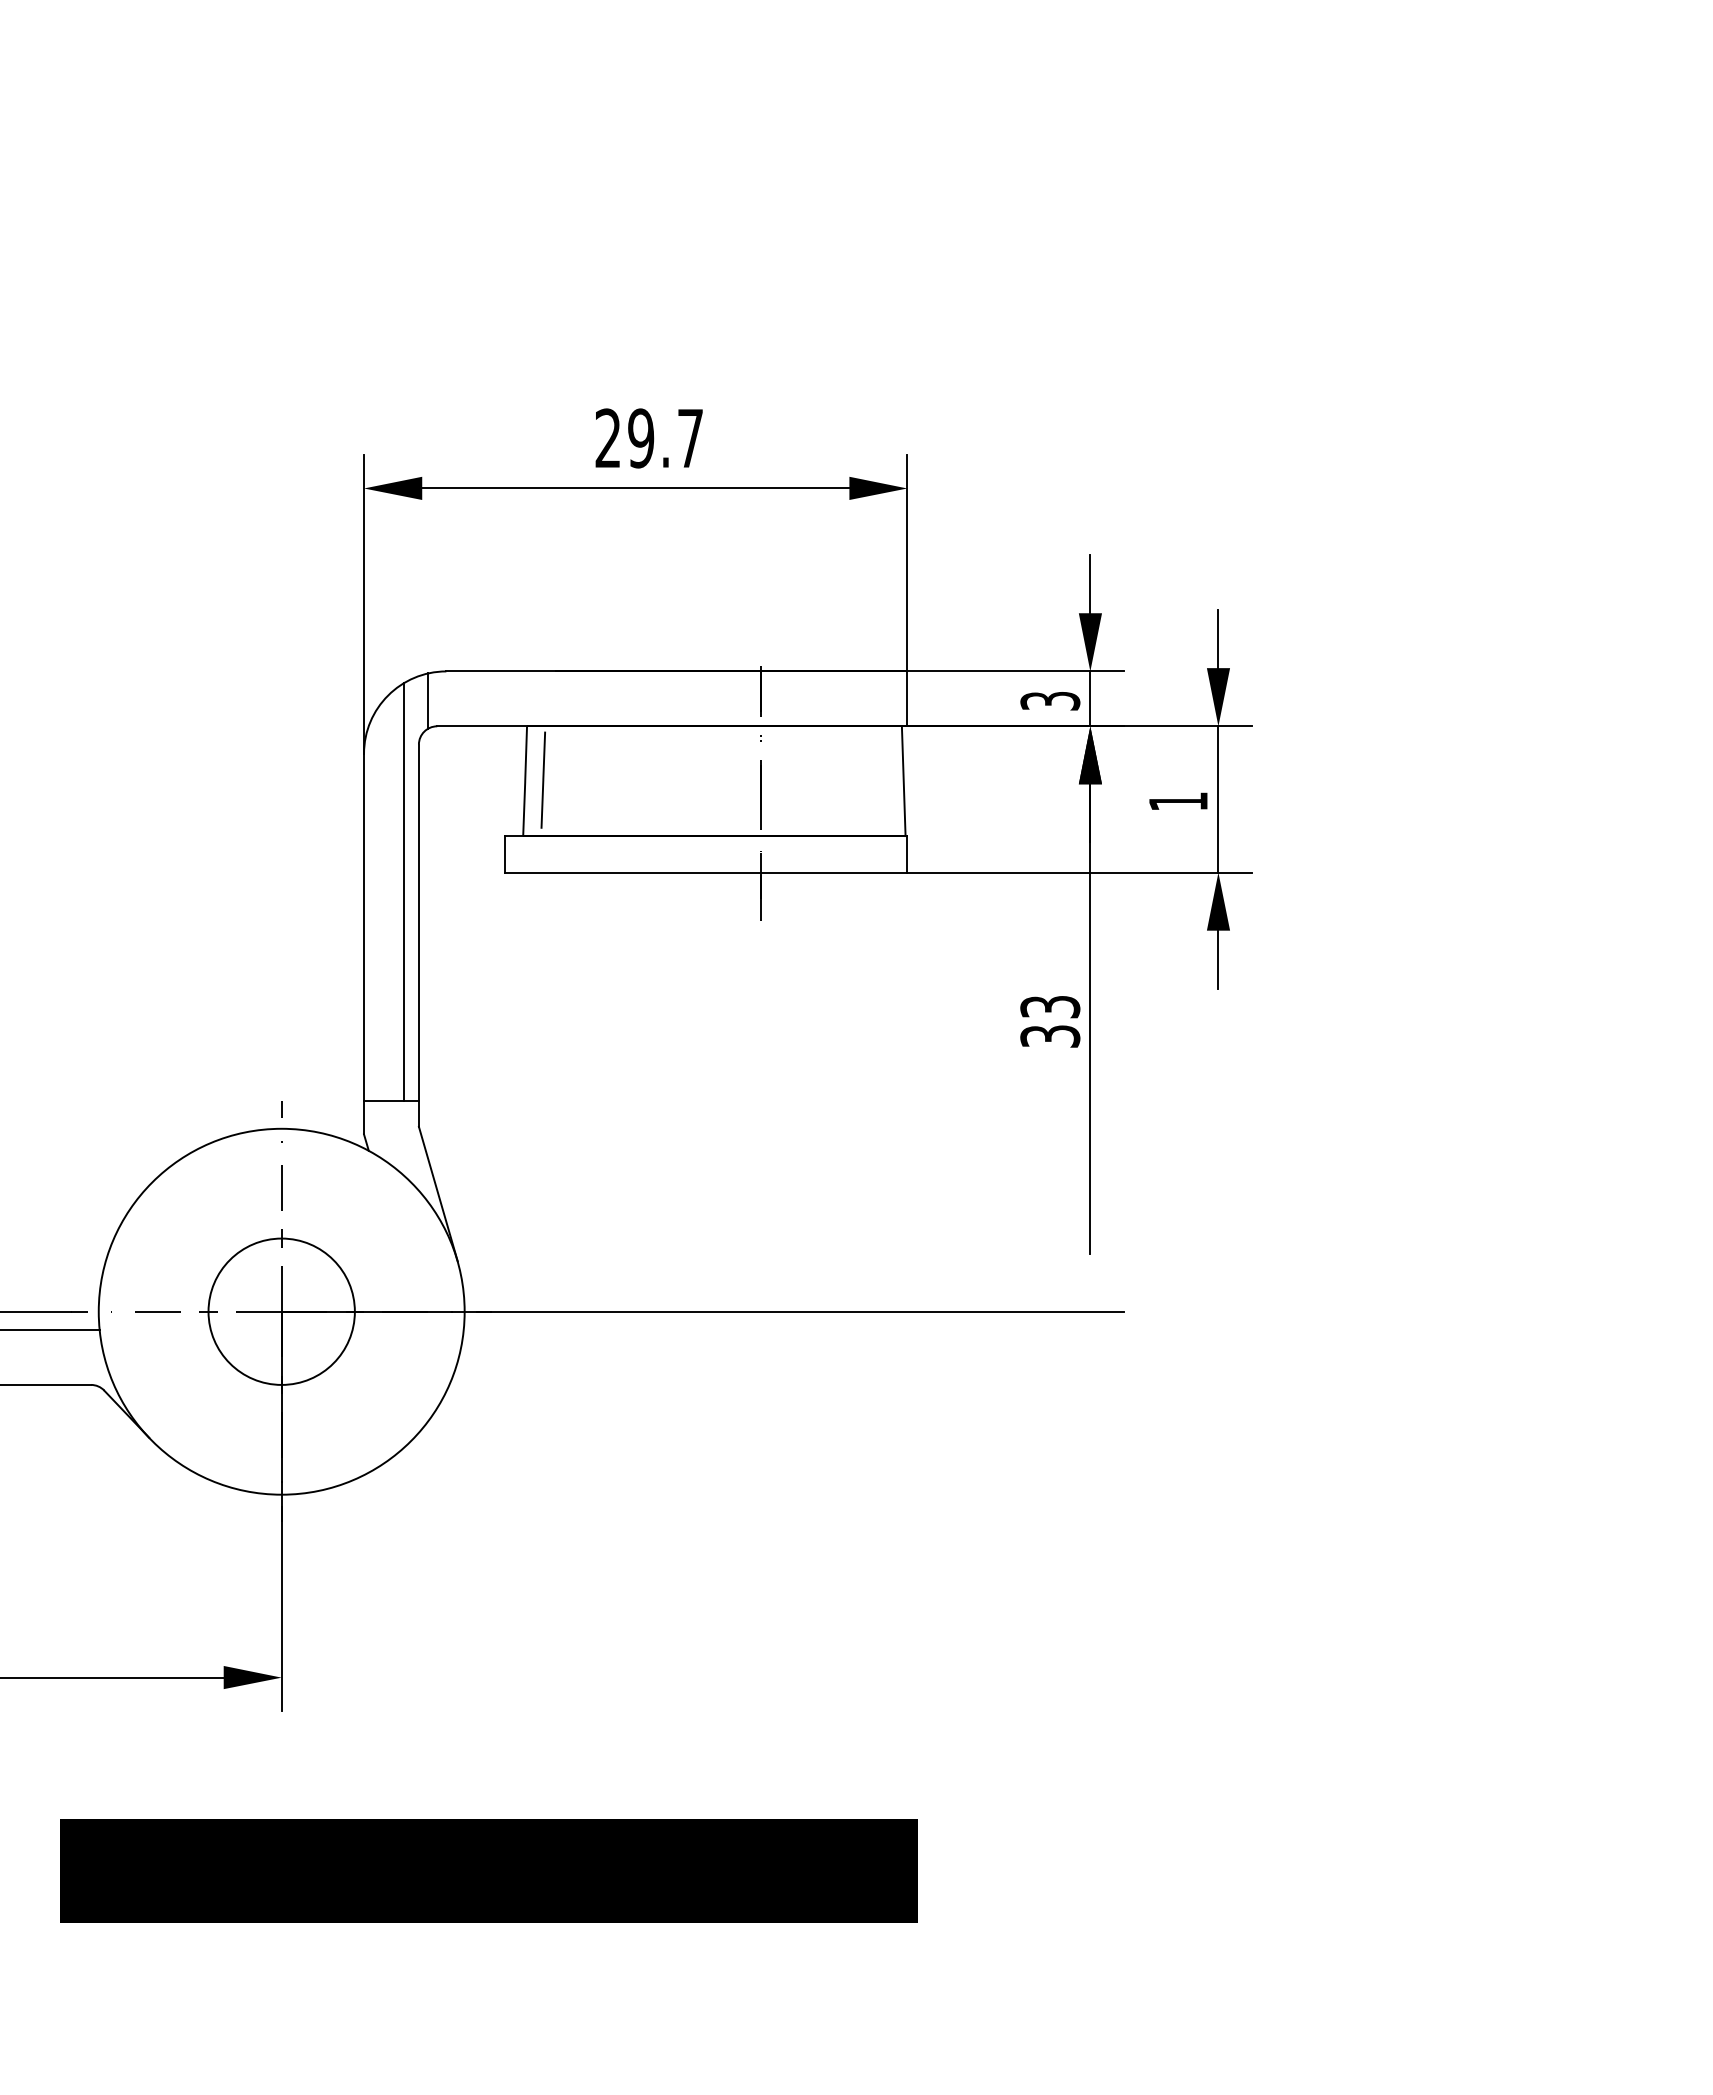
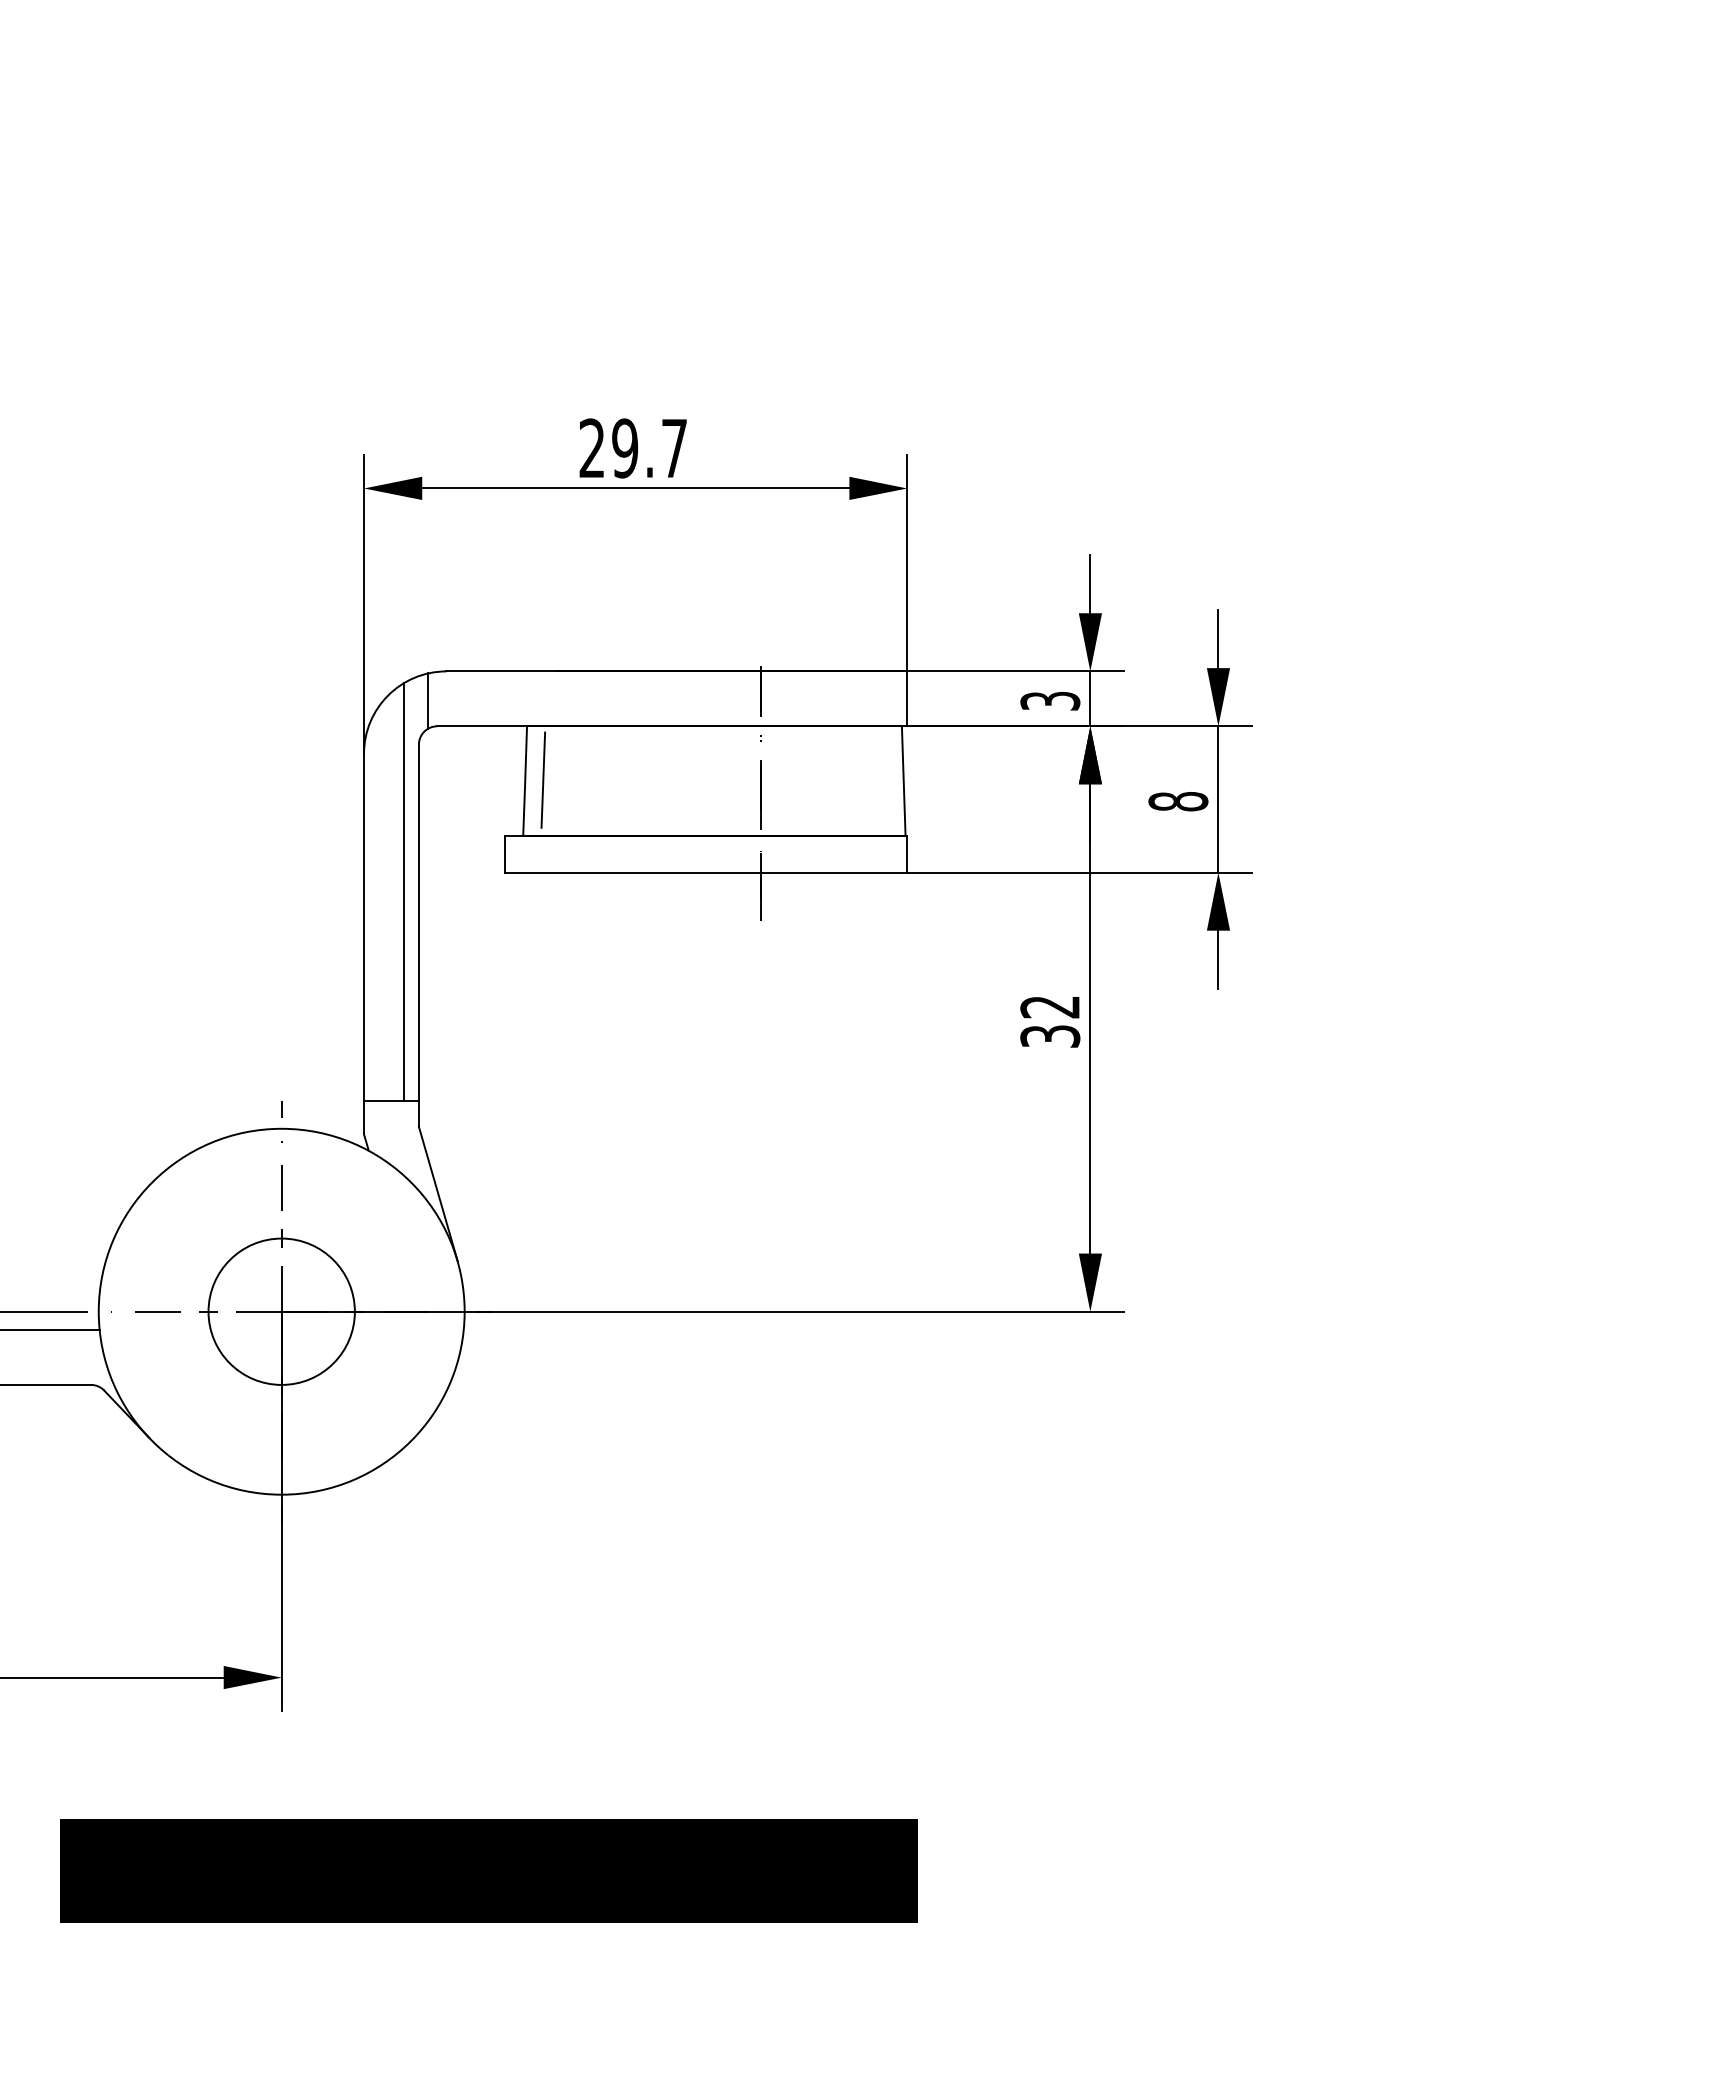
text position: (648, 438) -> (632, 448) (632, 448)
text: 1 -> 8 (1178, 801)
text: 33 -> 32 (1050, 1007)
fill: none -> present (1090, 1282)
